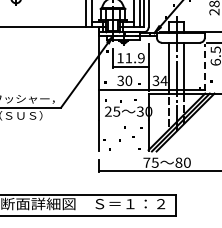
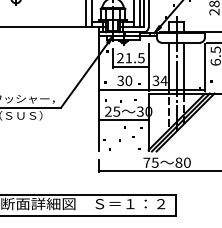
text: 11.9 -> 21.5 (130, 58)
line: dashed -> solid (204, 67)
line: none -> present (123, 120)
